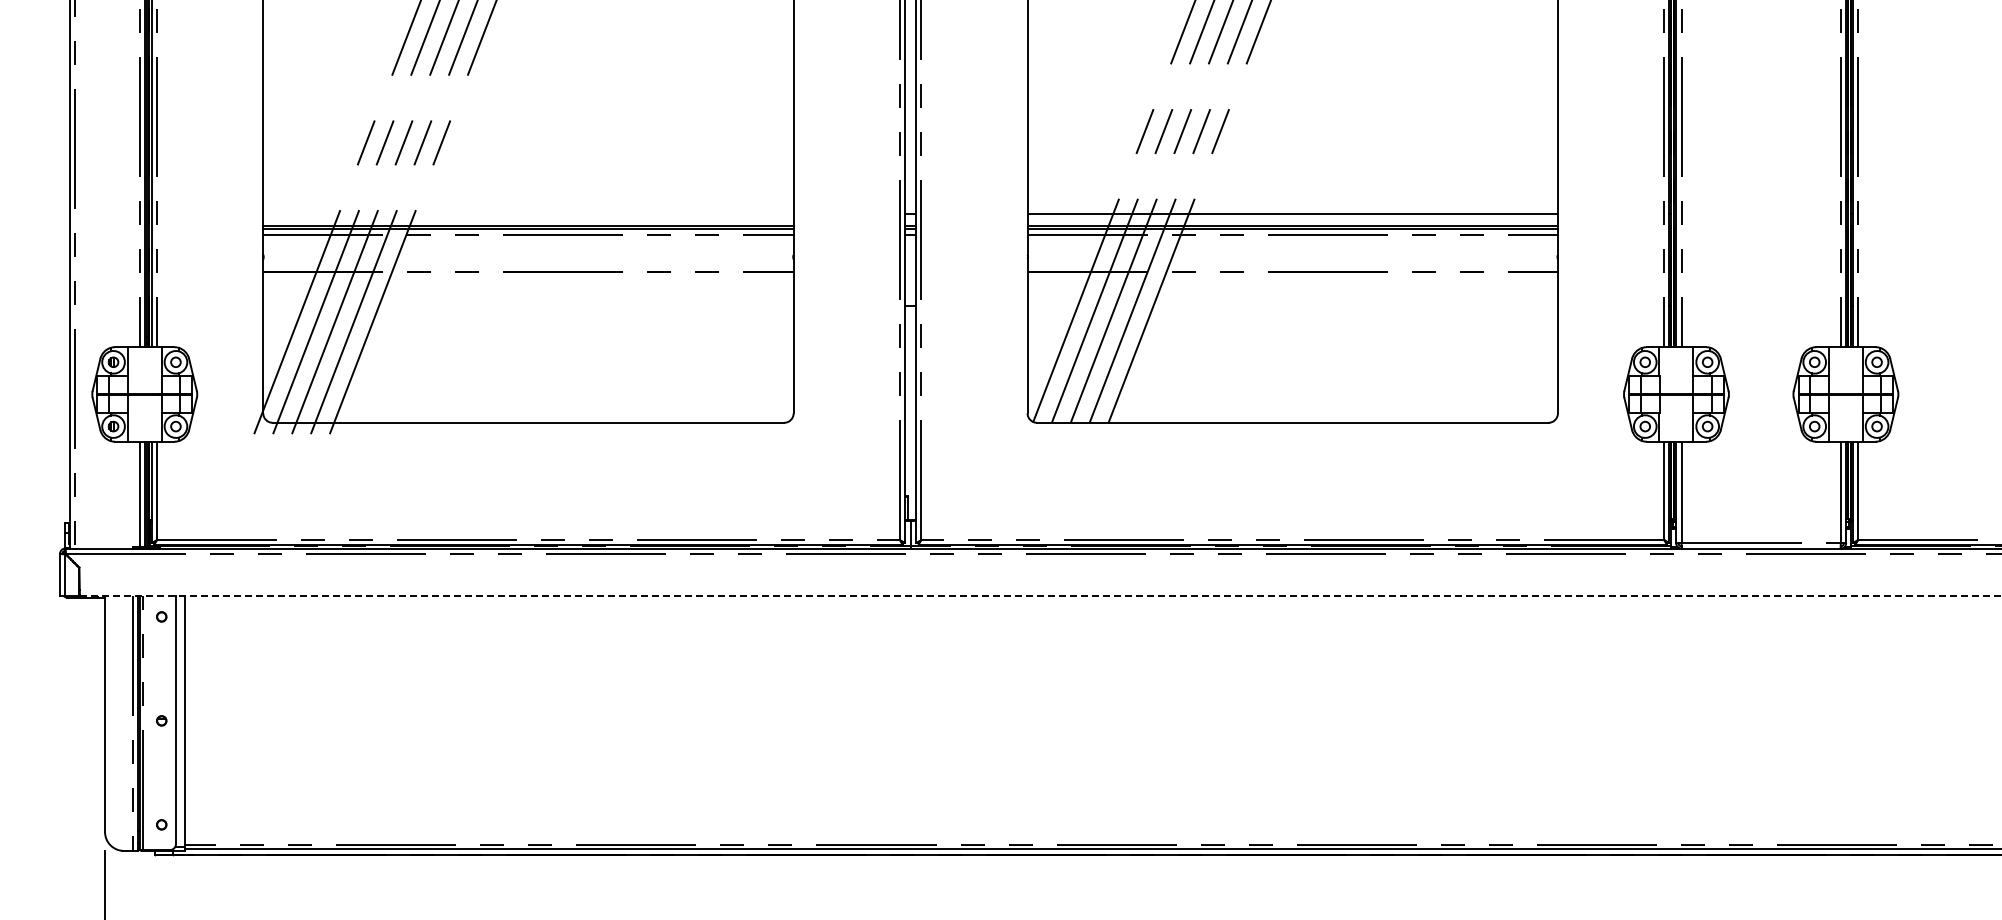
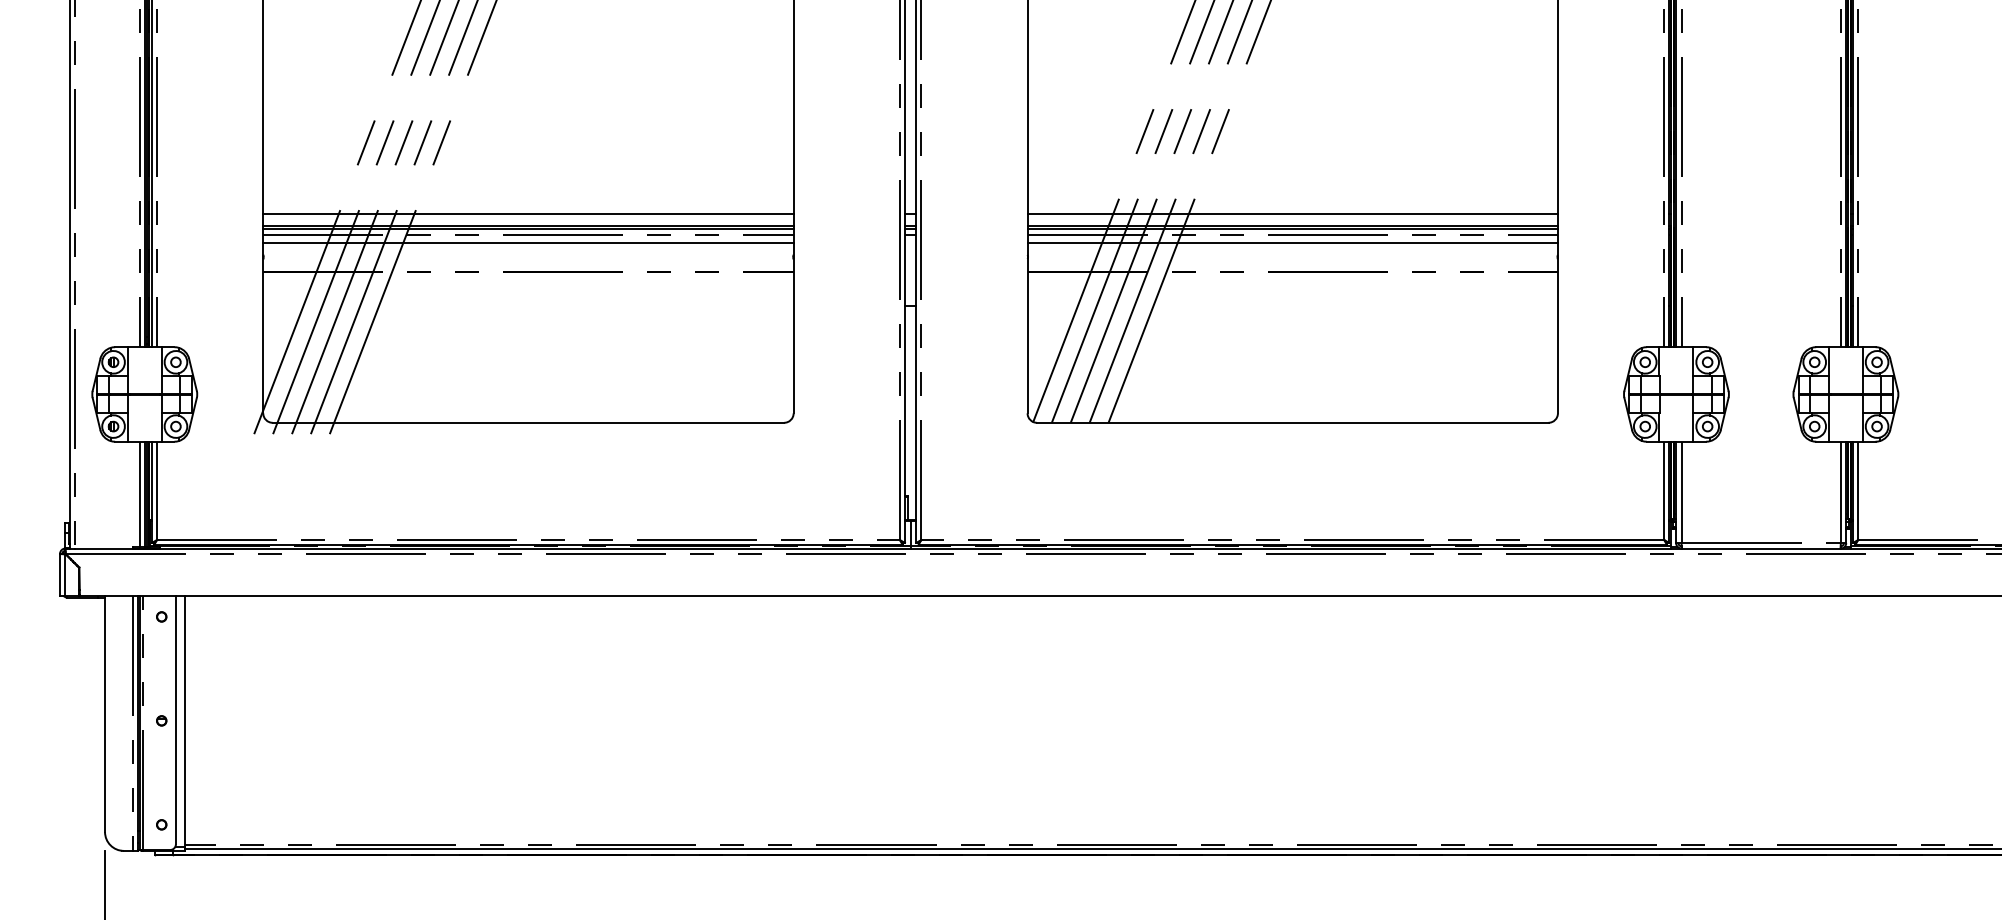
line: none -> present (528, 214)
line: none -> present (528, 242)
line: none -> present (1292, 242)
line: dashed -> solid (1040, 595)
